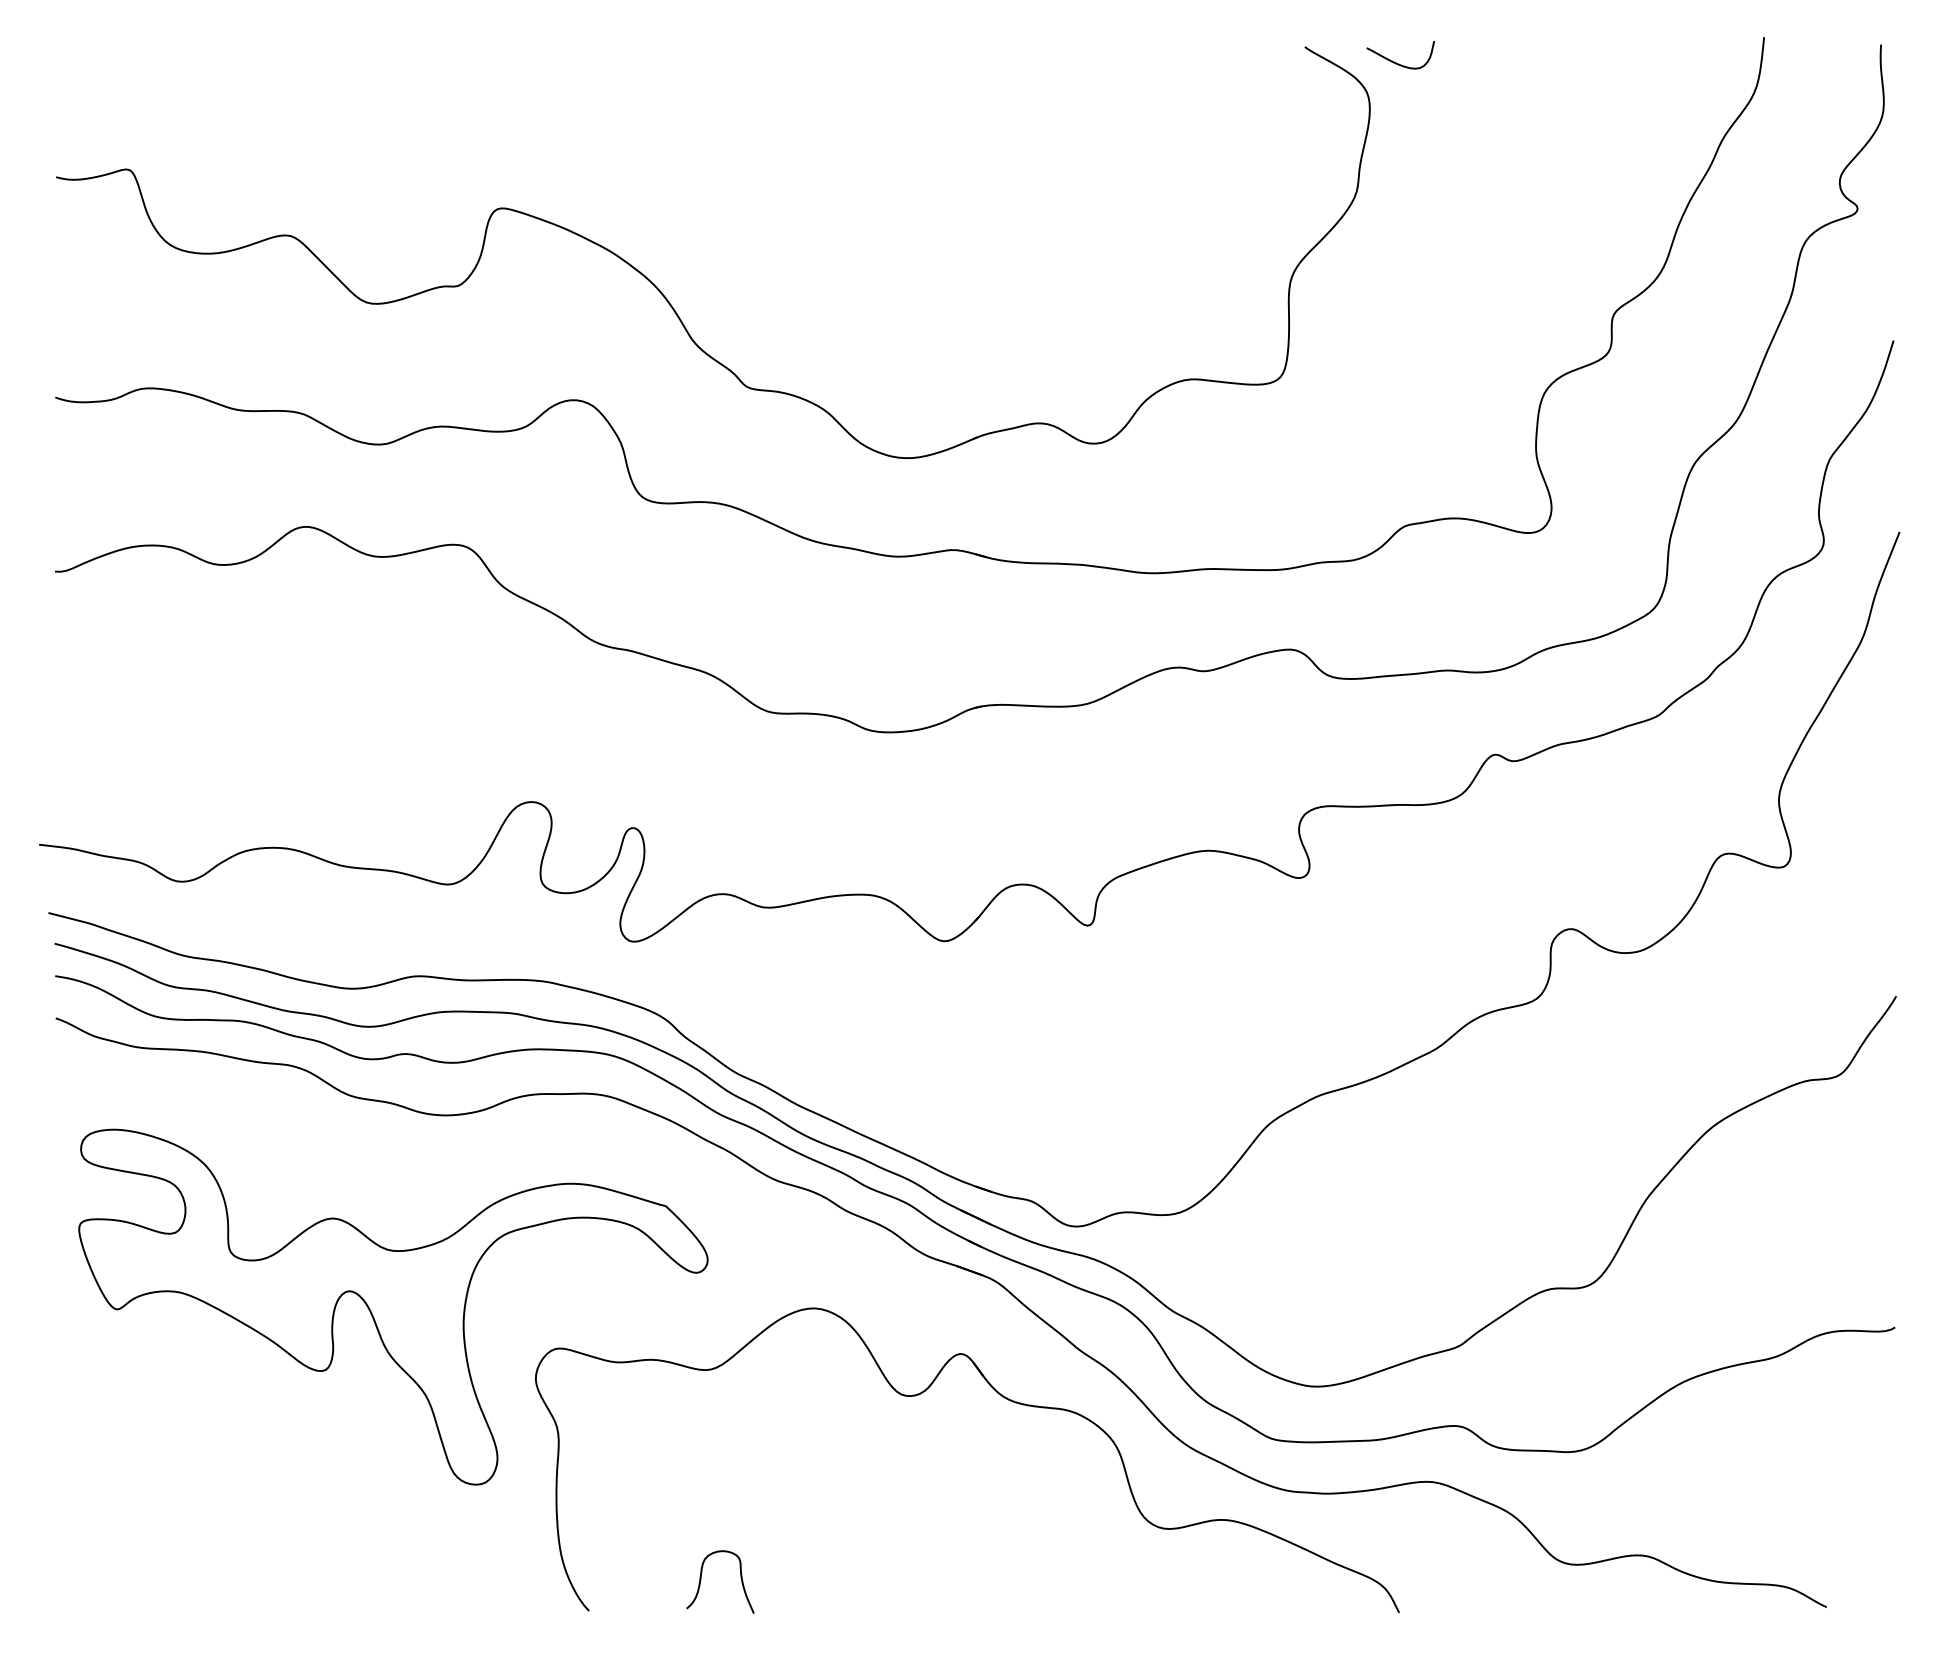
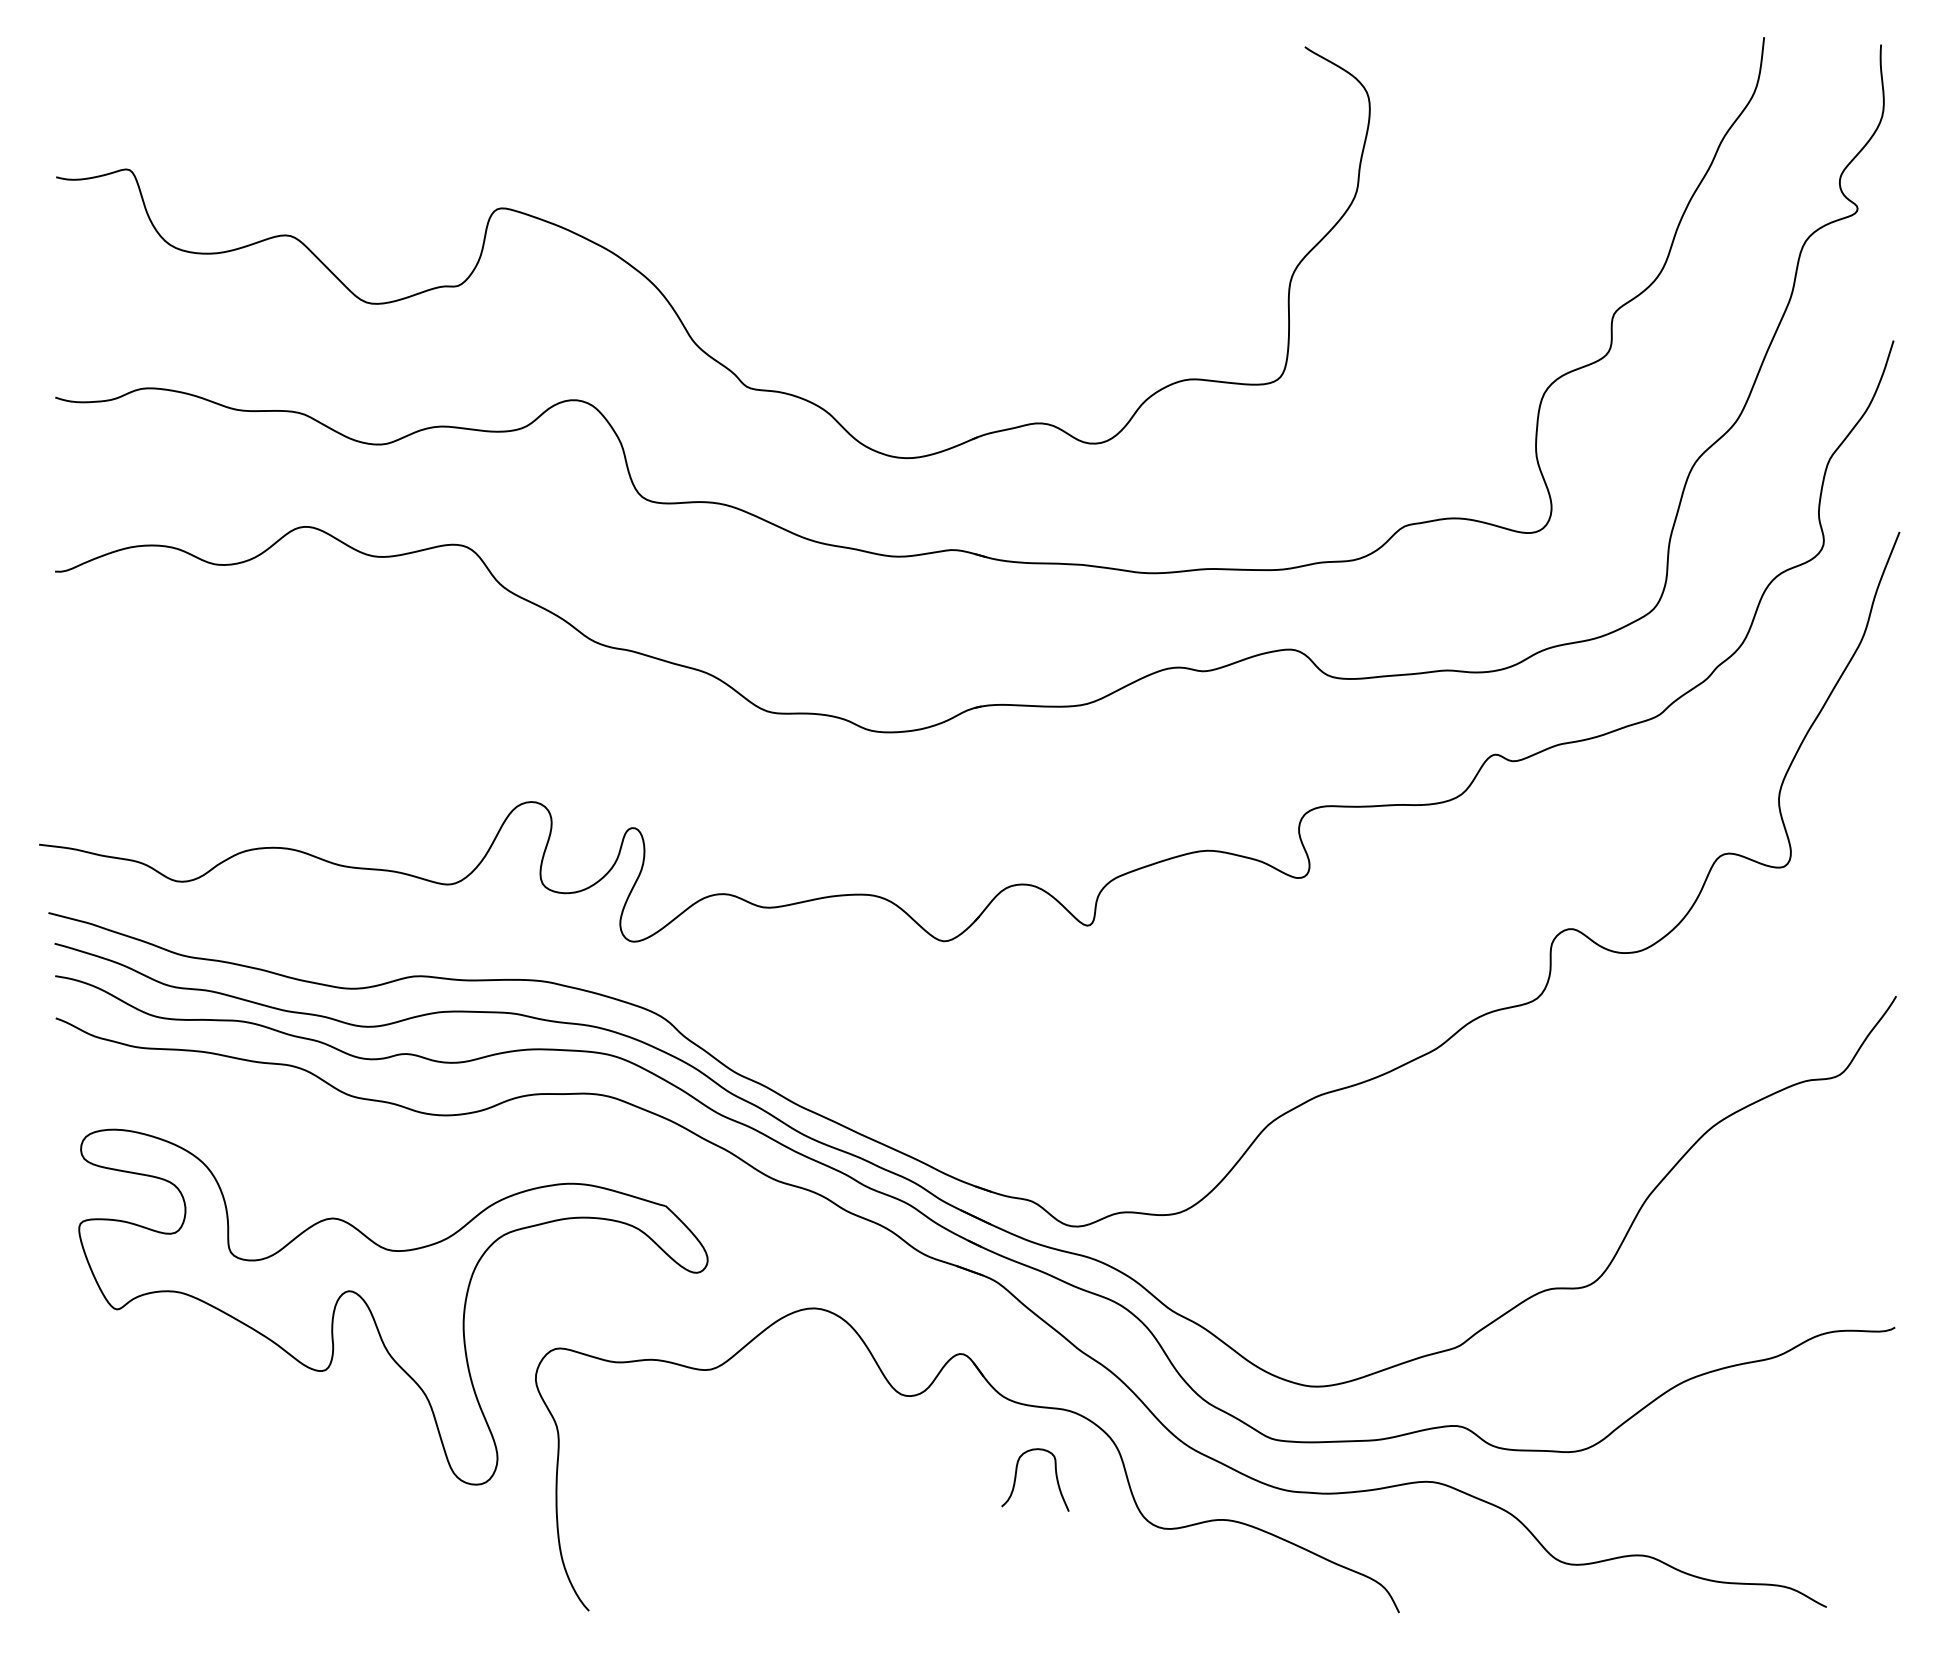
curve: present -> none (1396, 62)
curve position: (701, 1580) -> (1016, 1478) (1016, 1478)
